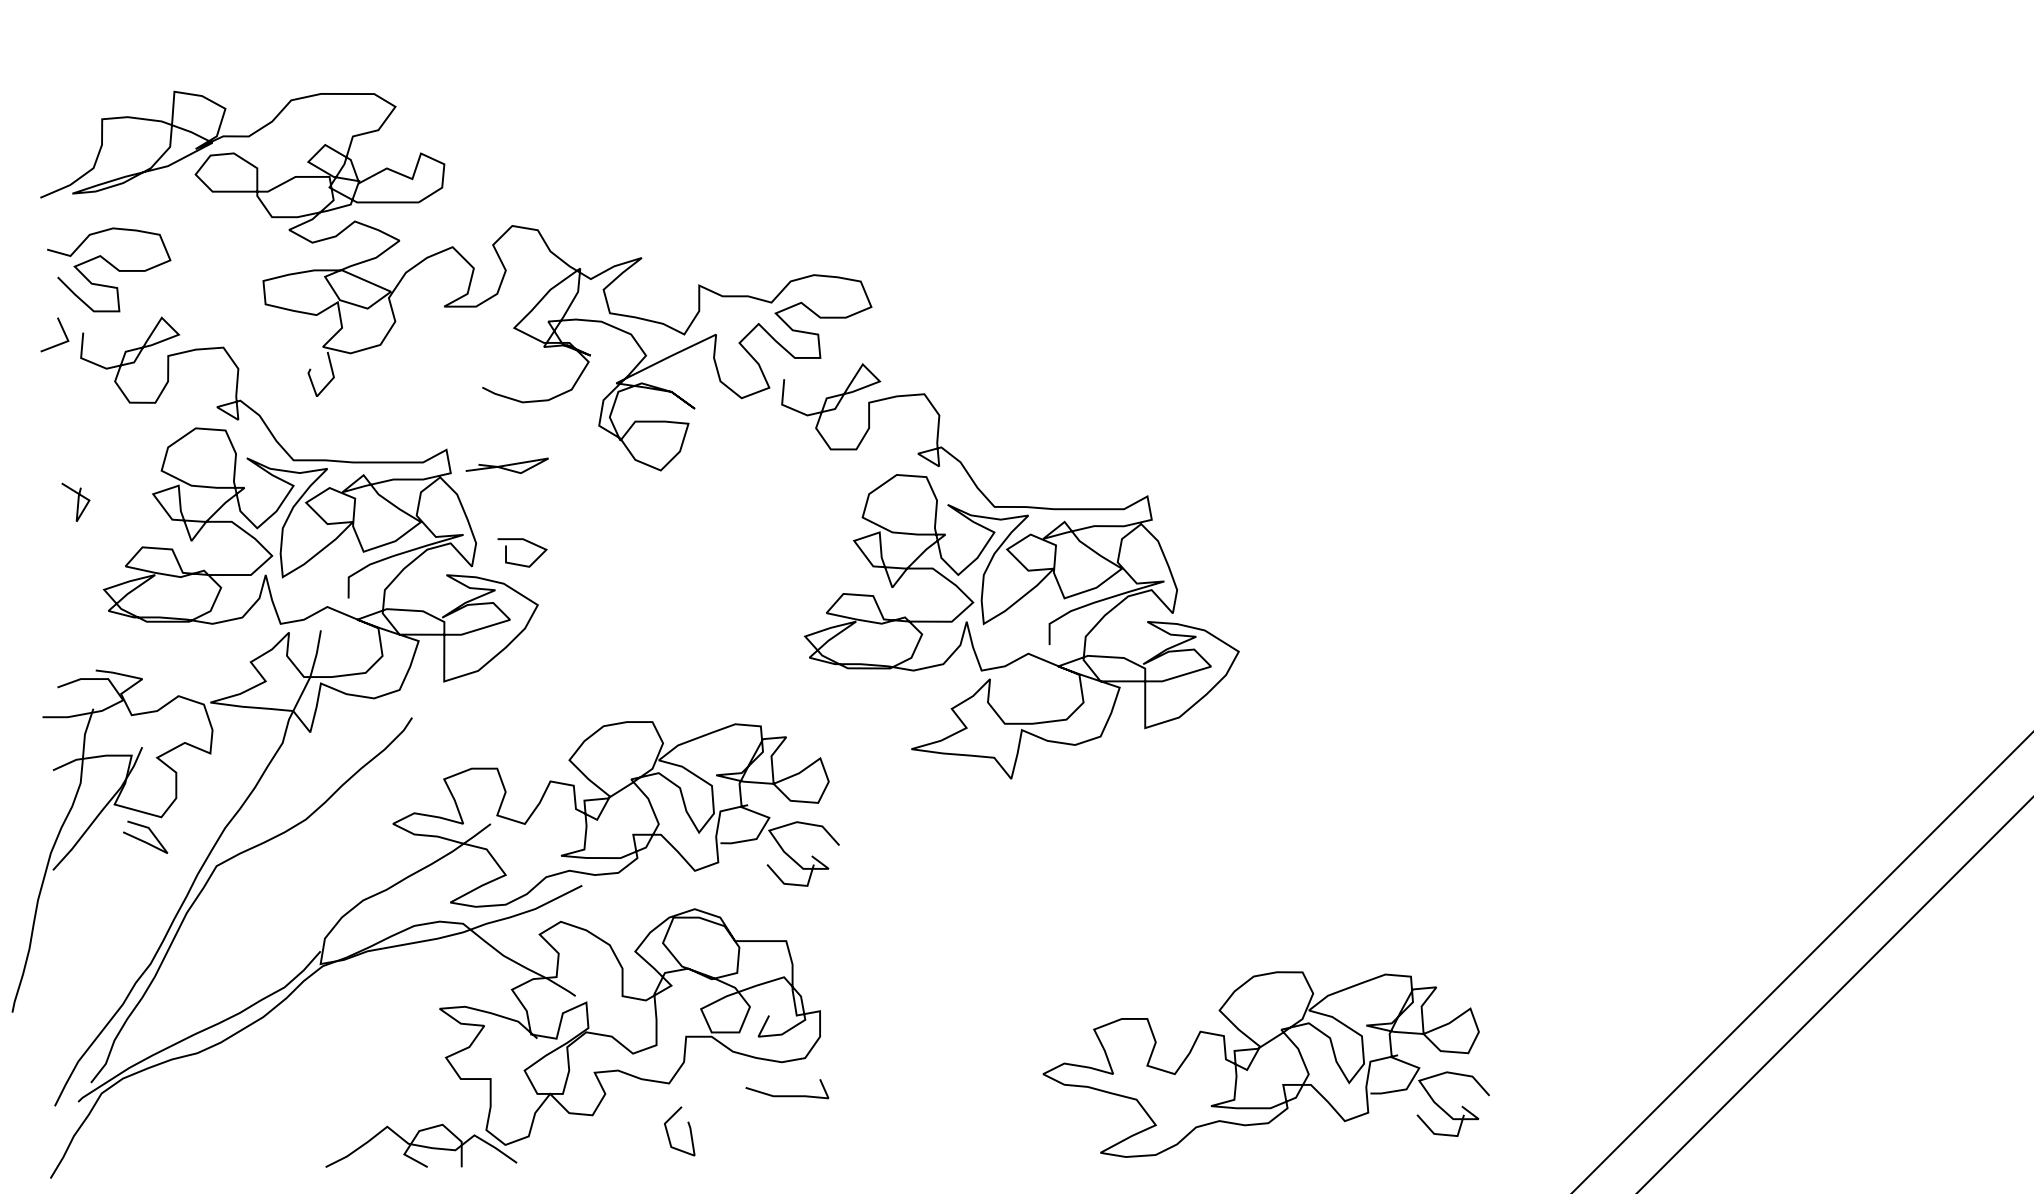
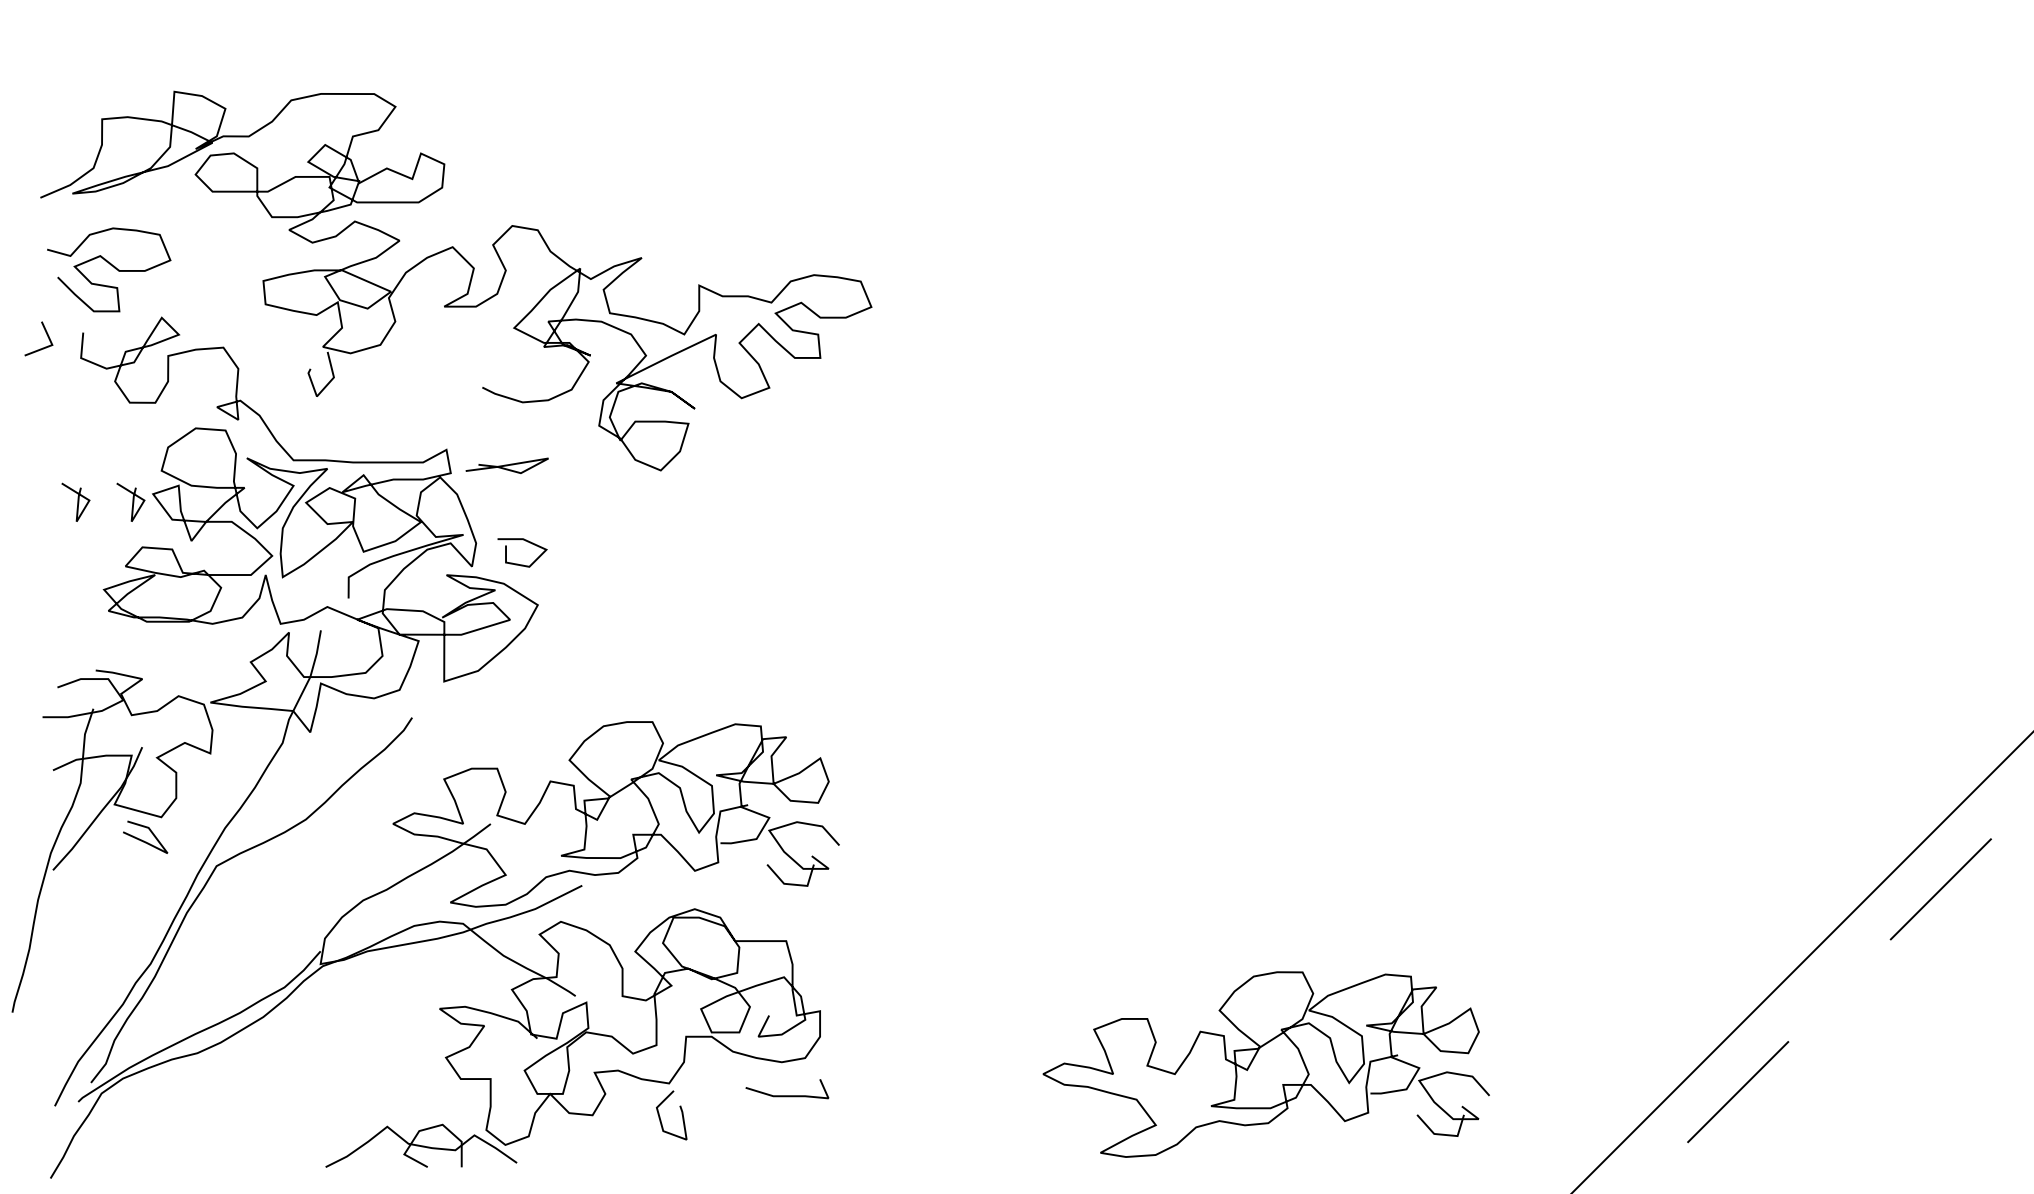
line position: (62, 330) -> (46, 334) (46, 334)
line: none -> present (132, 501)
curve: present -> none (1018, 562)
line: solid -> dashed (1835, 995)
curve position: (689, 1130) -> (681, 1114) (681, 1114)
